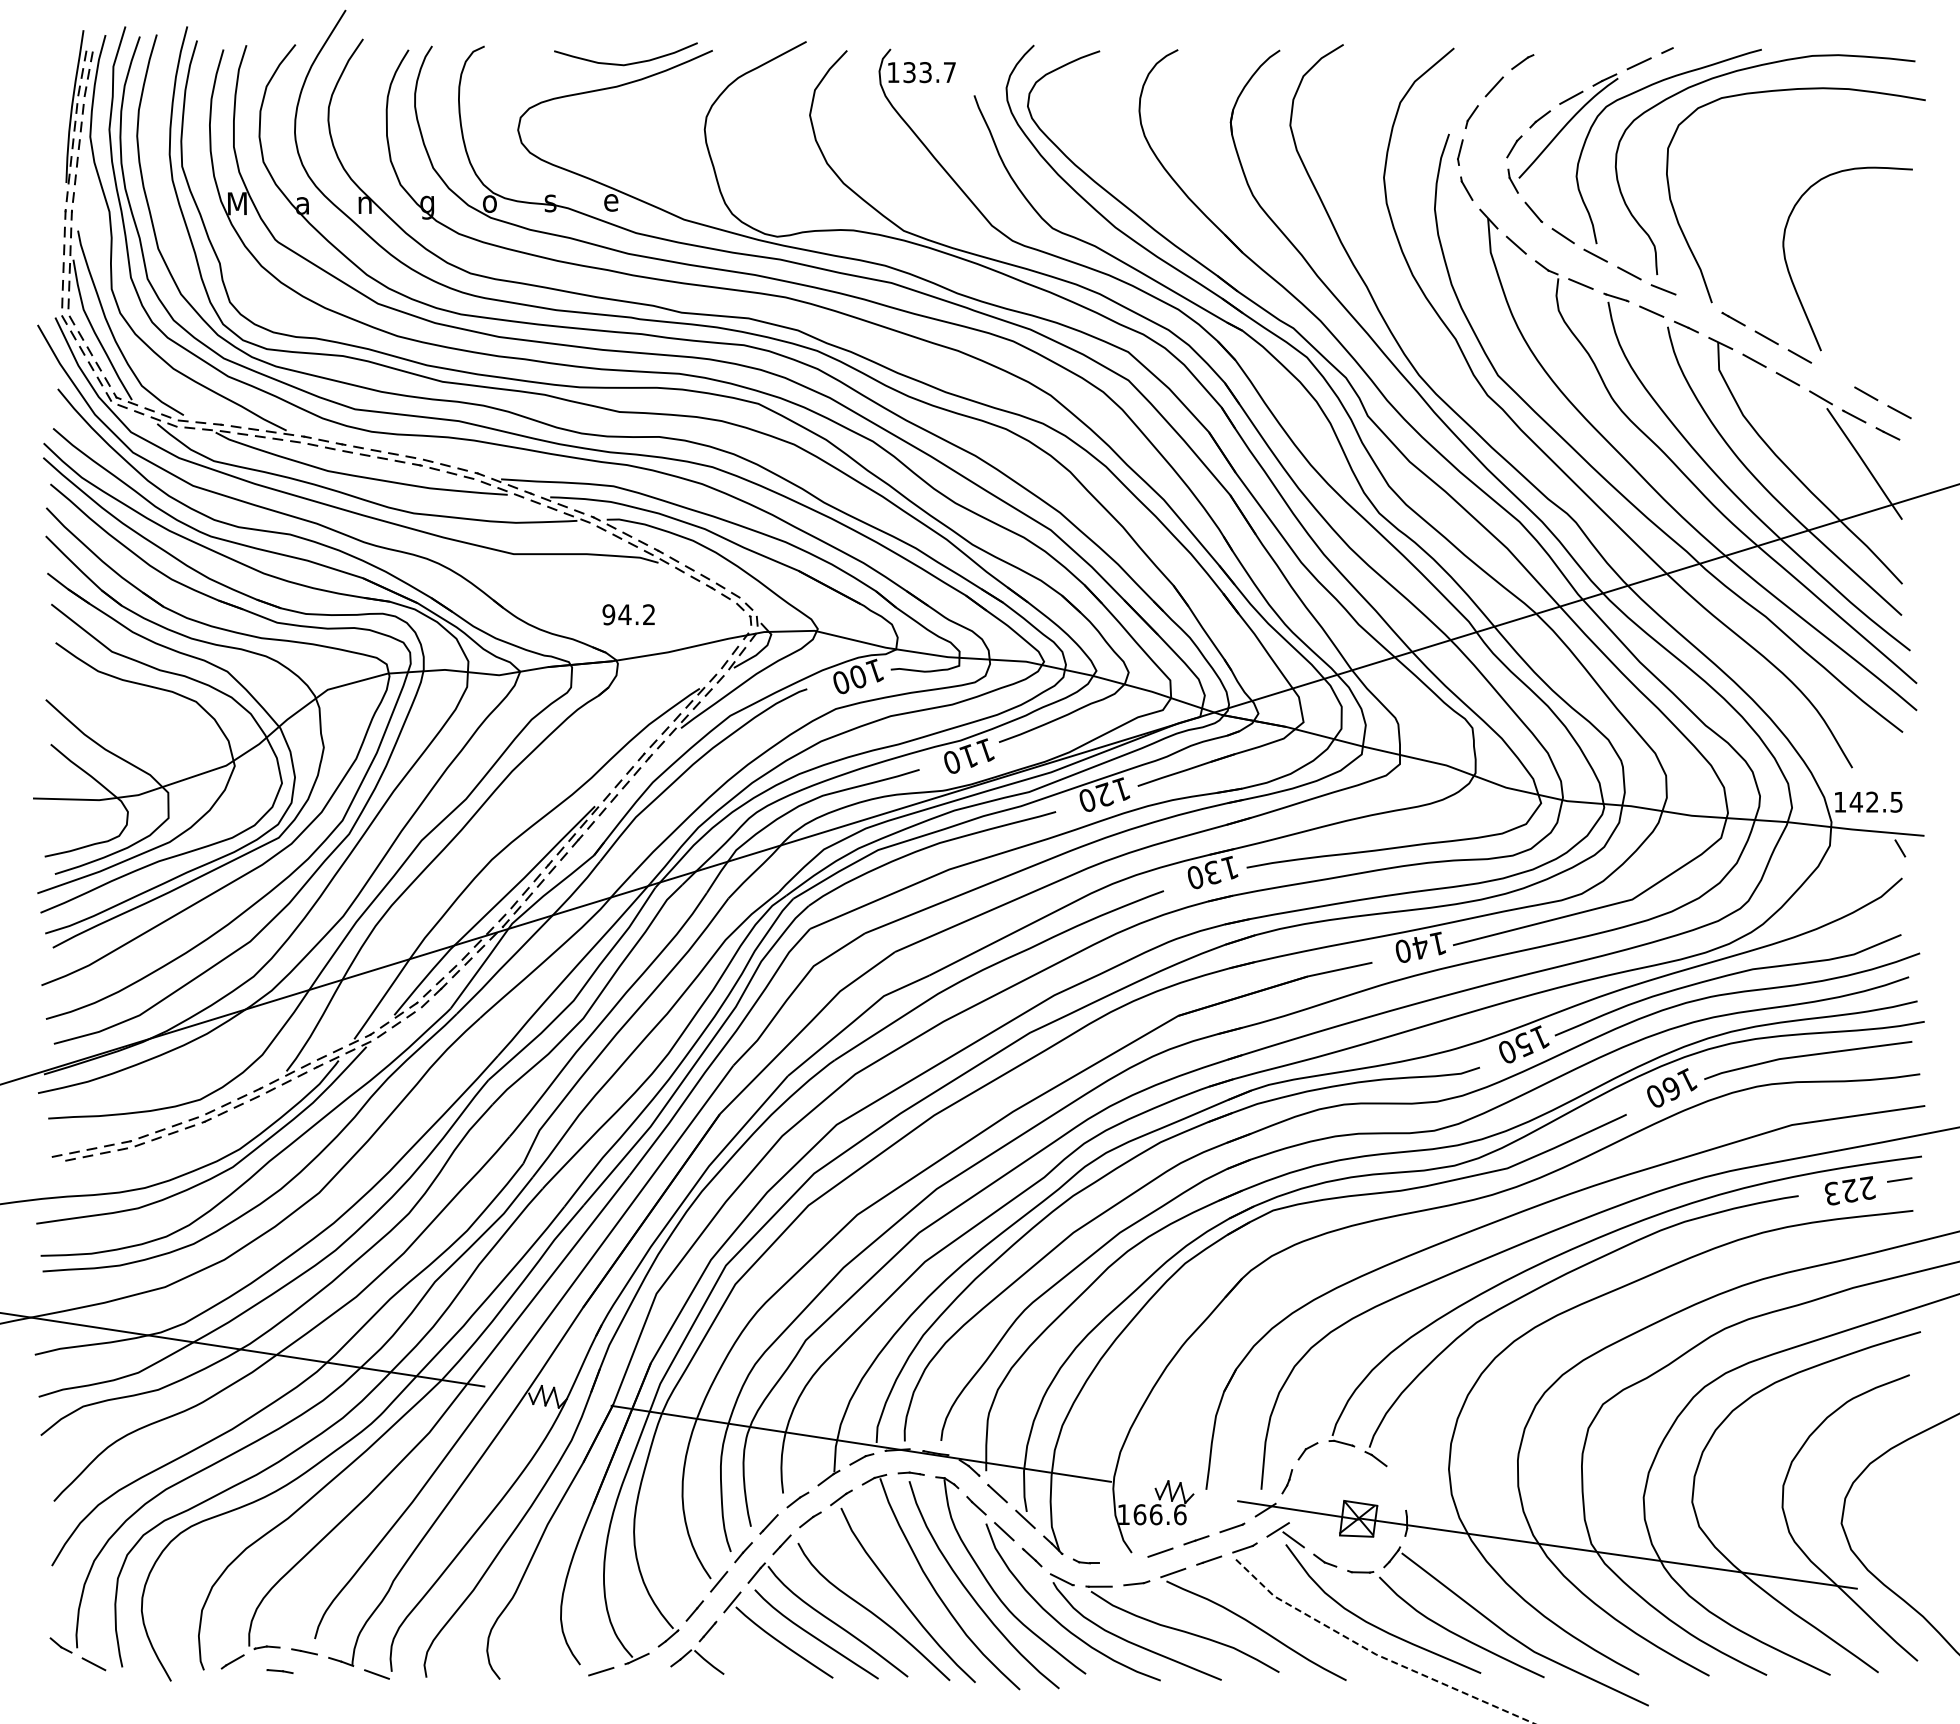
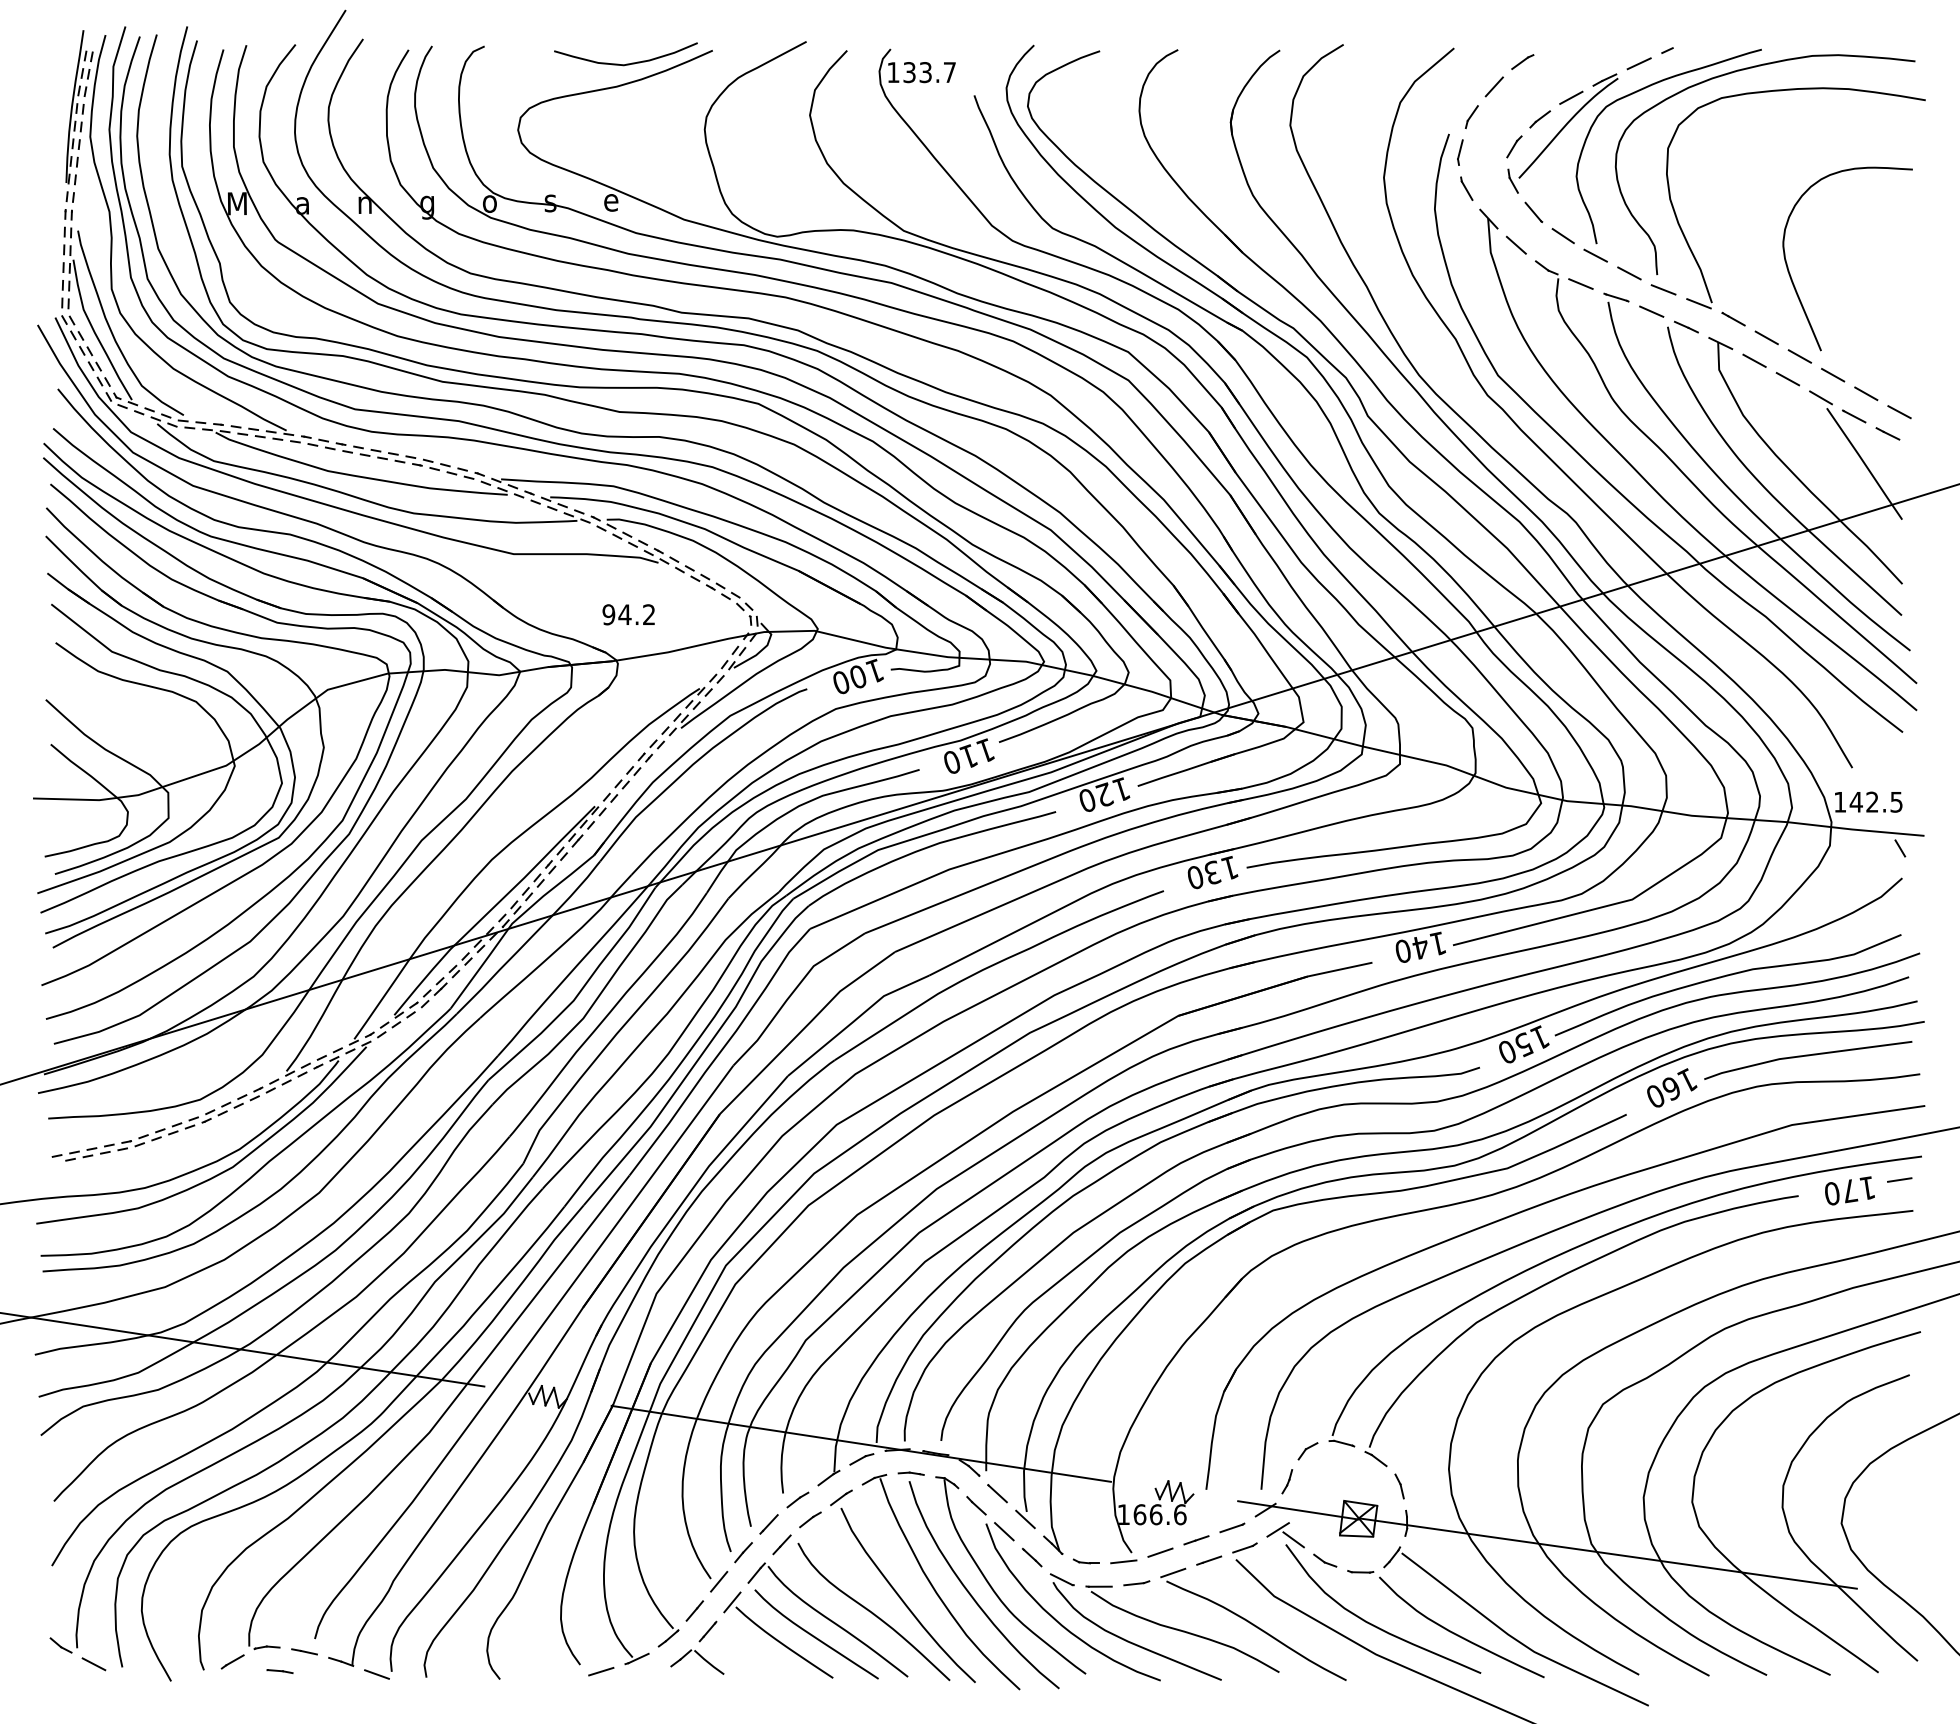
line: none -> present (1698, 303)
line: none -> present (1833, 374)
text: 223 -> 170 (1849, 1190)
part: none -> present (1399, 1486)
line: none -> present (1123, 1561)
line: dashed -> solid (1376, 1654)
